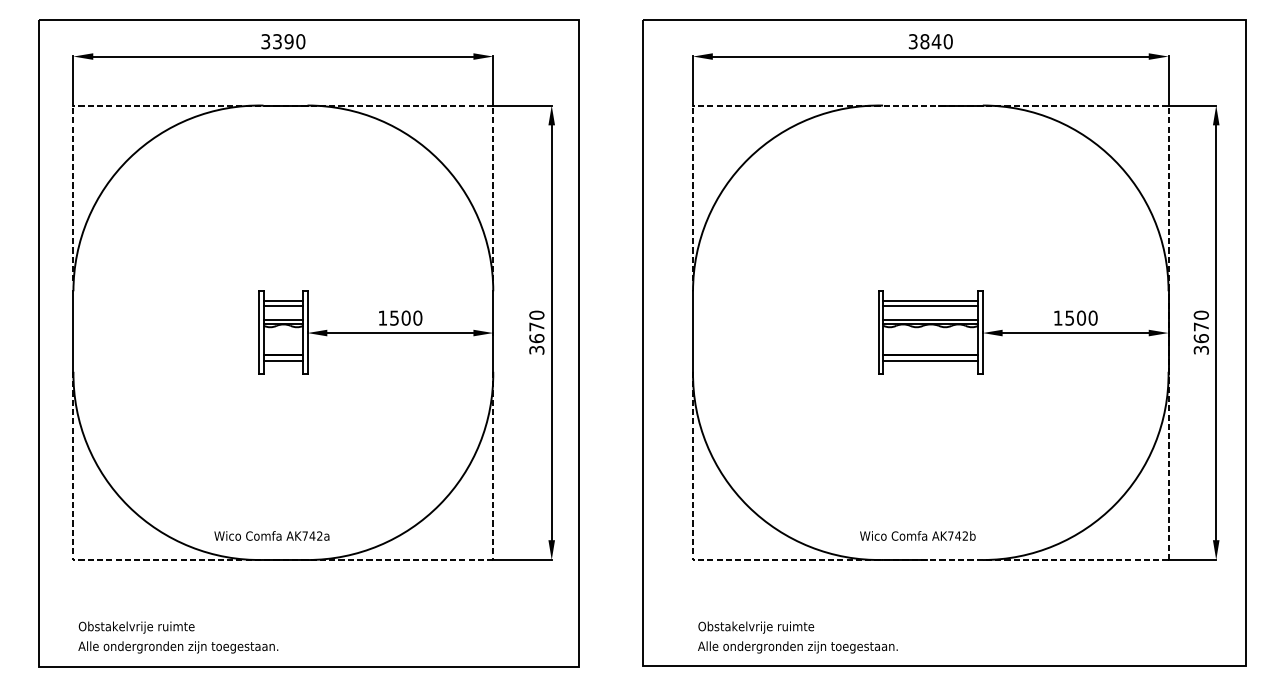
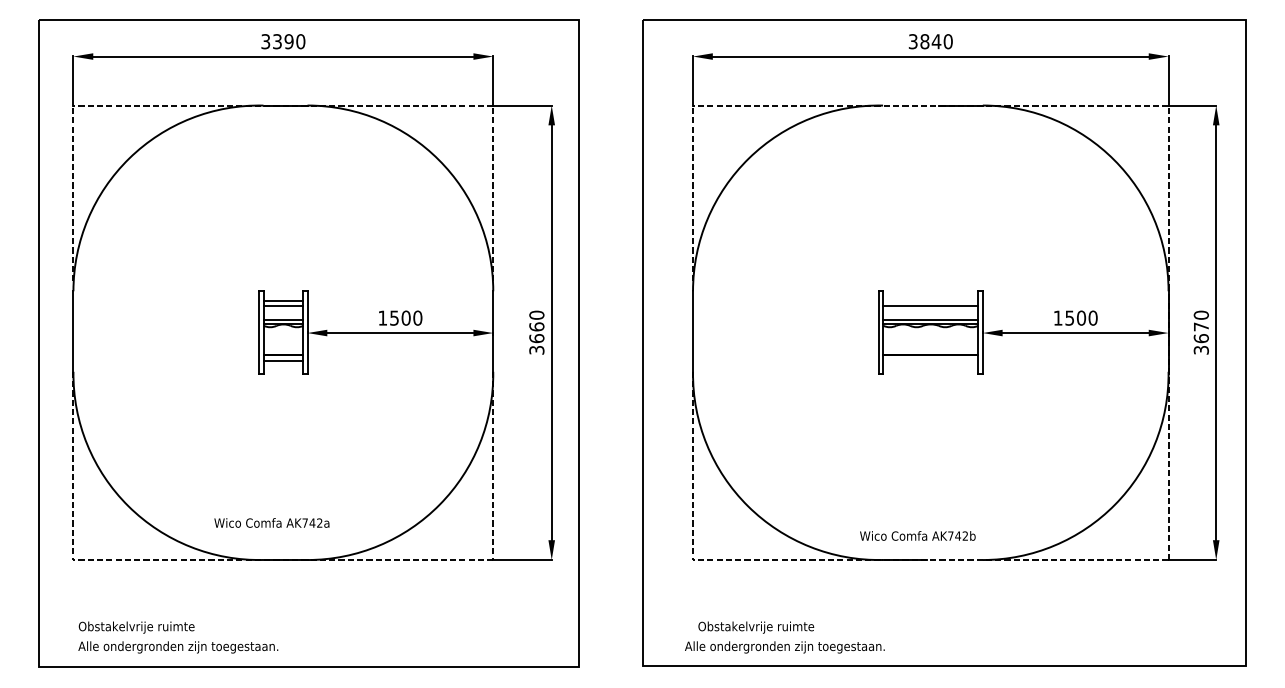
line: present -> none (930, 301)
text: 3670 -> 3660 (536, 326)
line: present -> none (930, 360)
text position: (271, 535) -> (271, 522) (271, 522)
text position: (797, 647) -> (784, 647) (784, 647)
